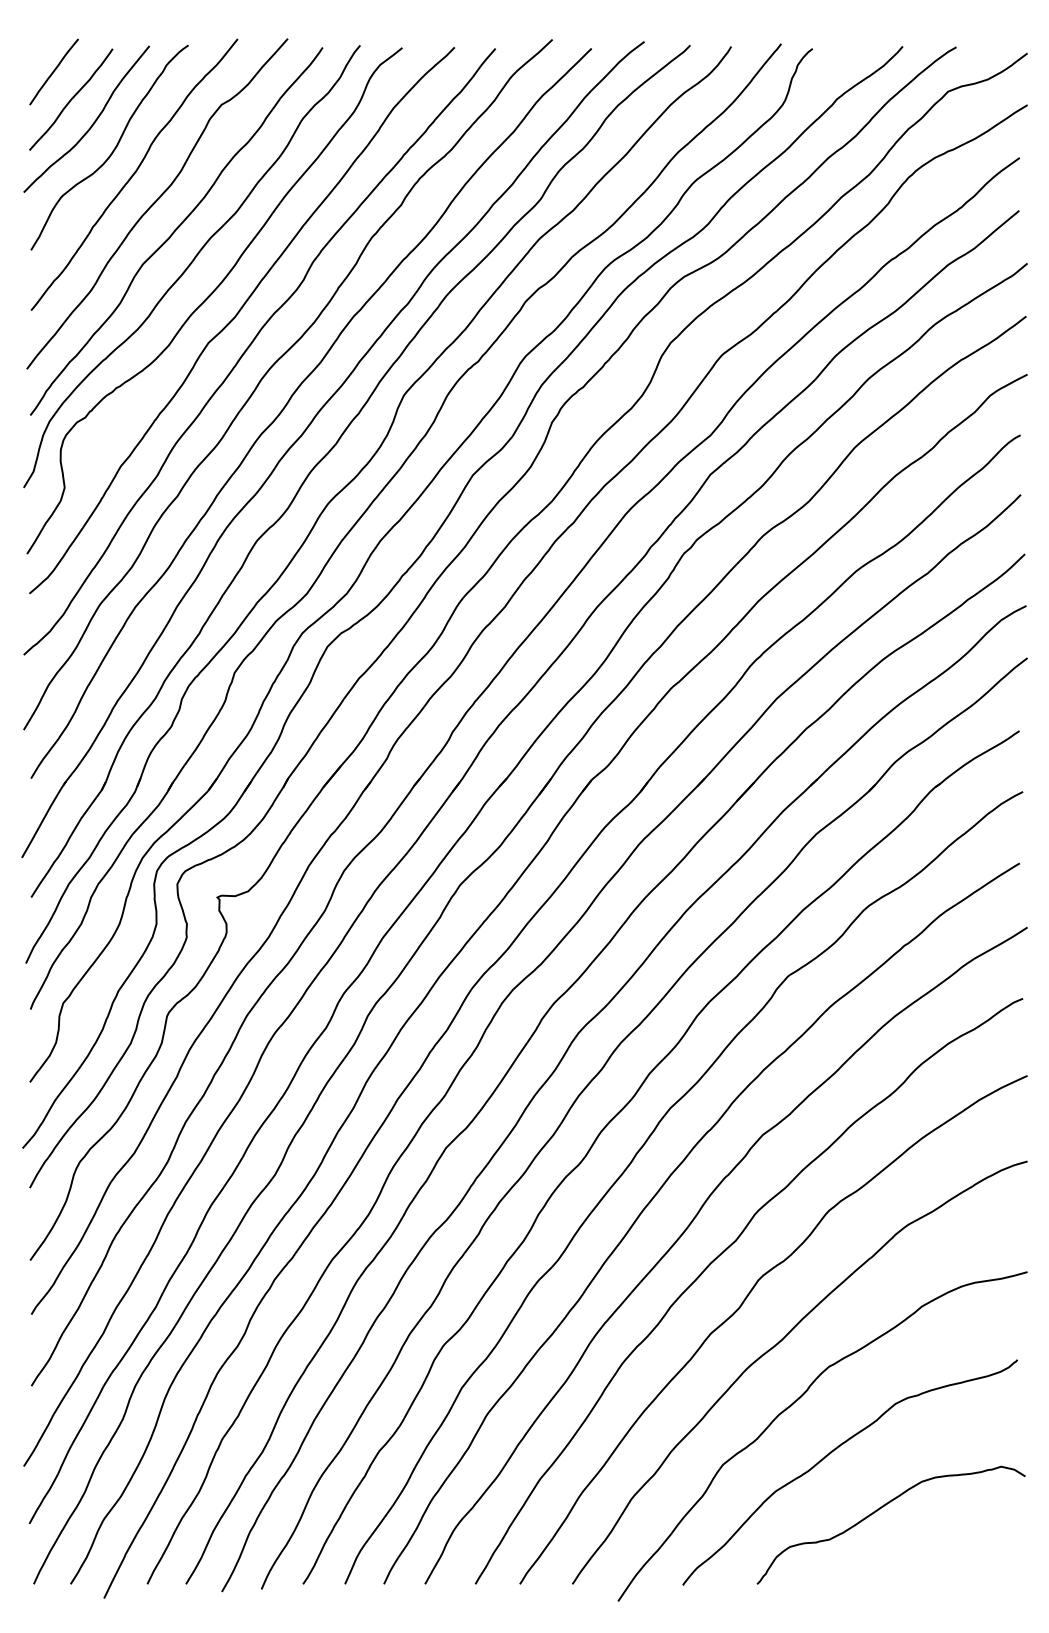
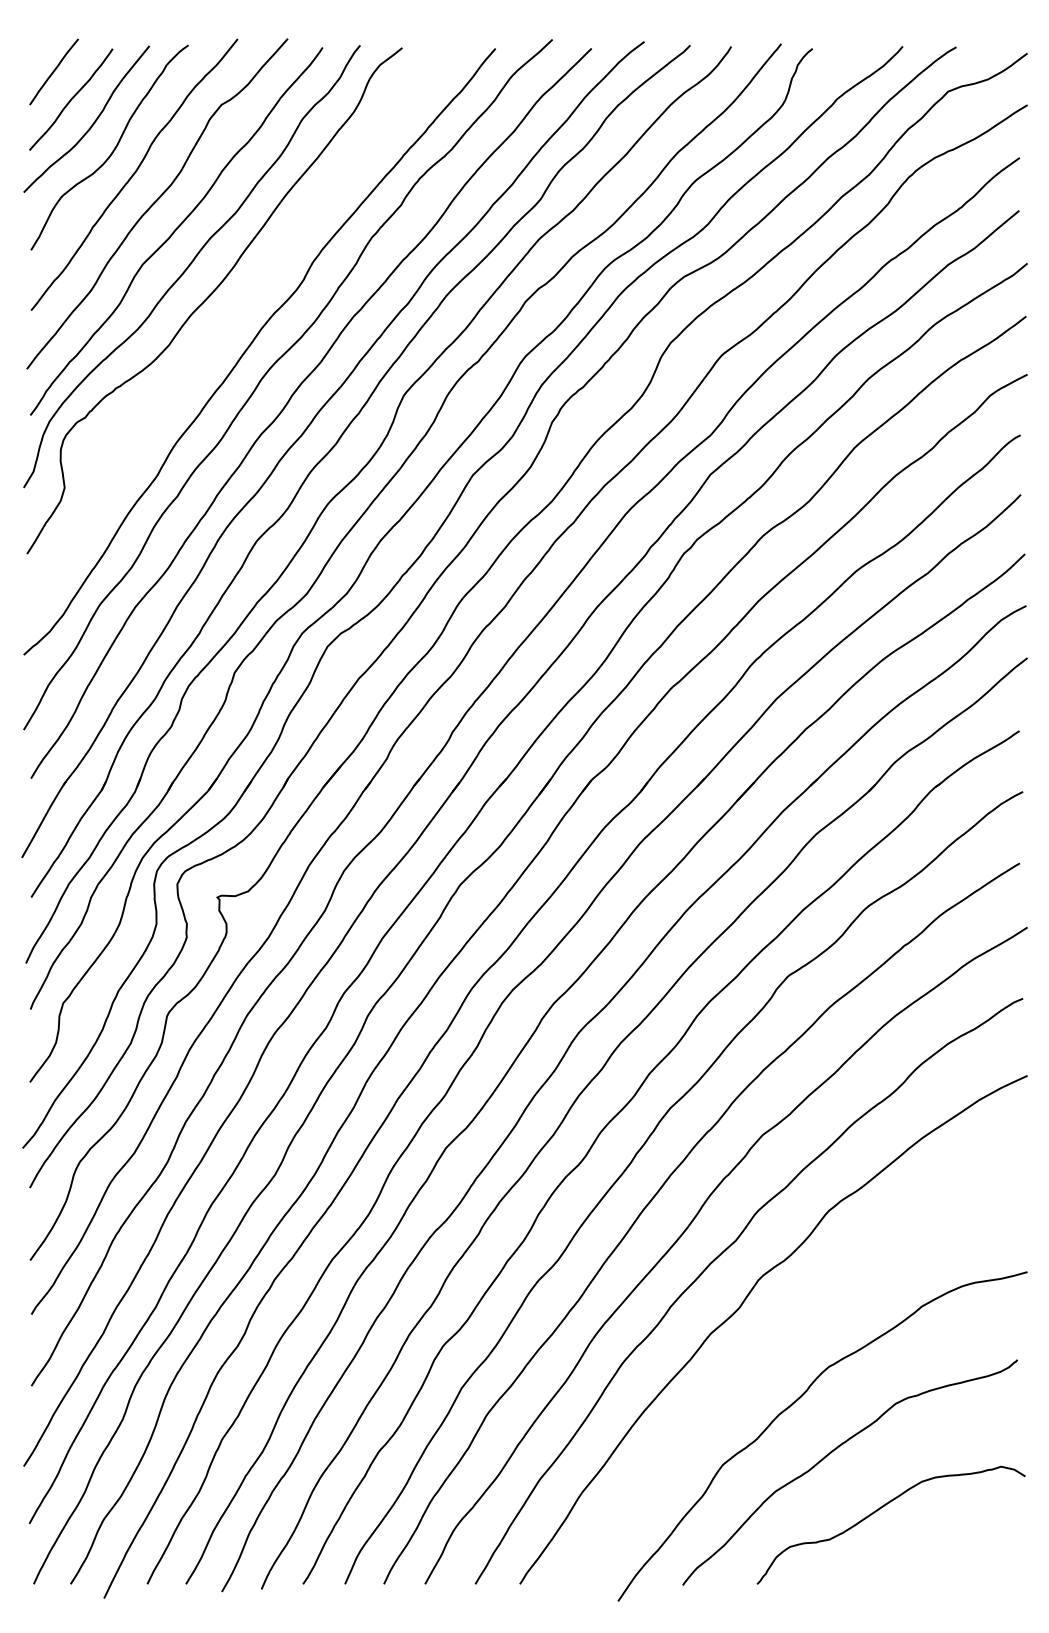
curve: present -> none (237, 315)
curve: present -> none (777, 1345)
